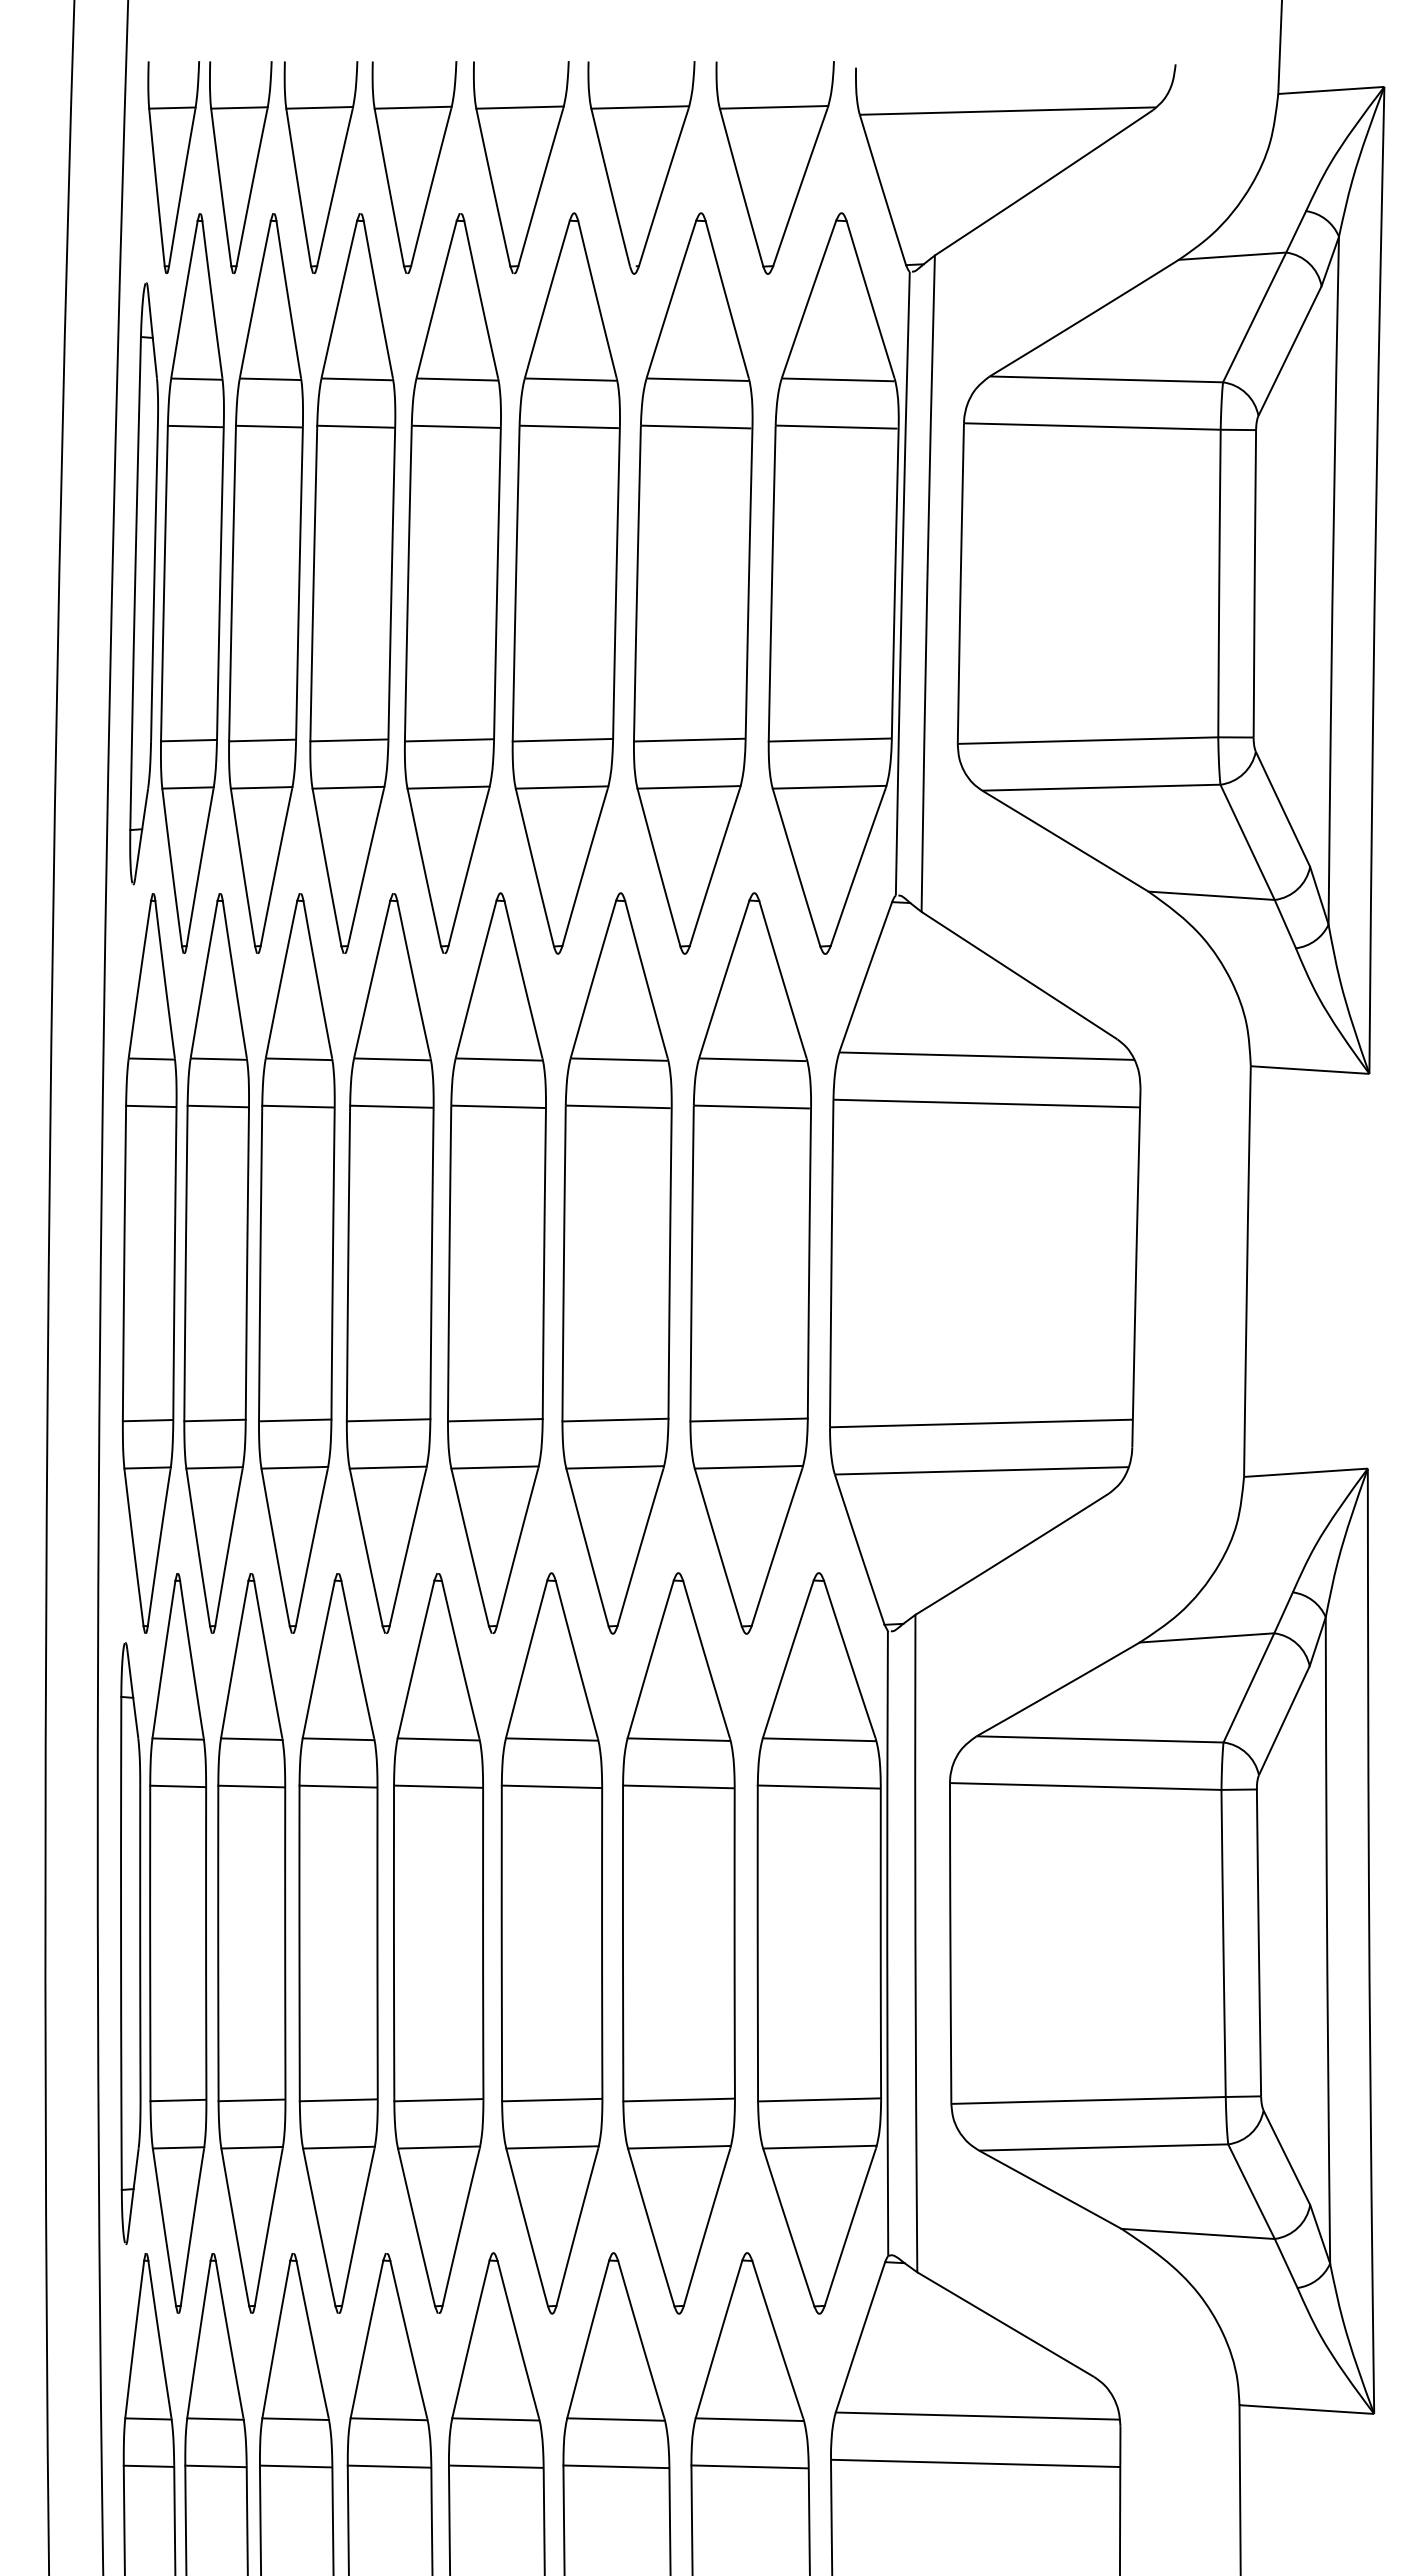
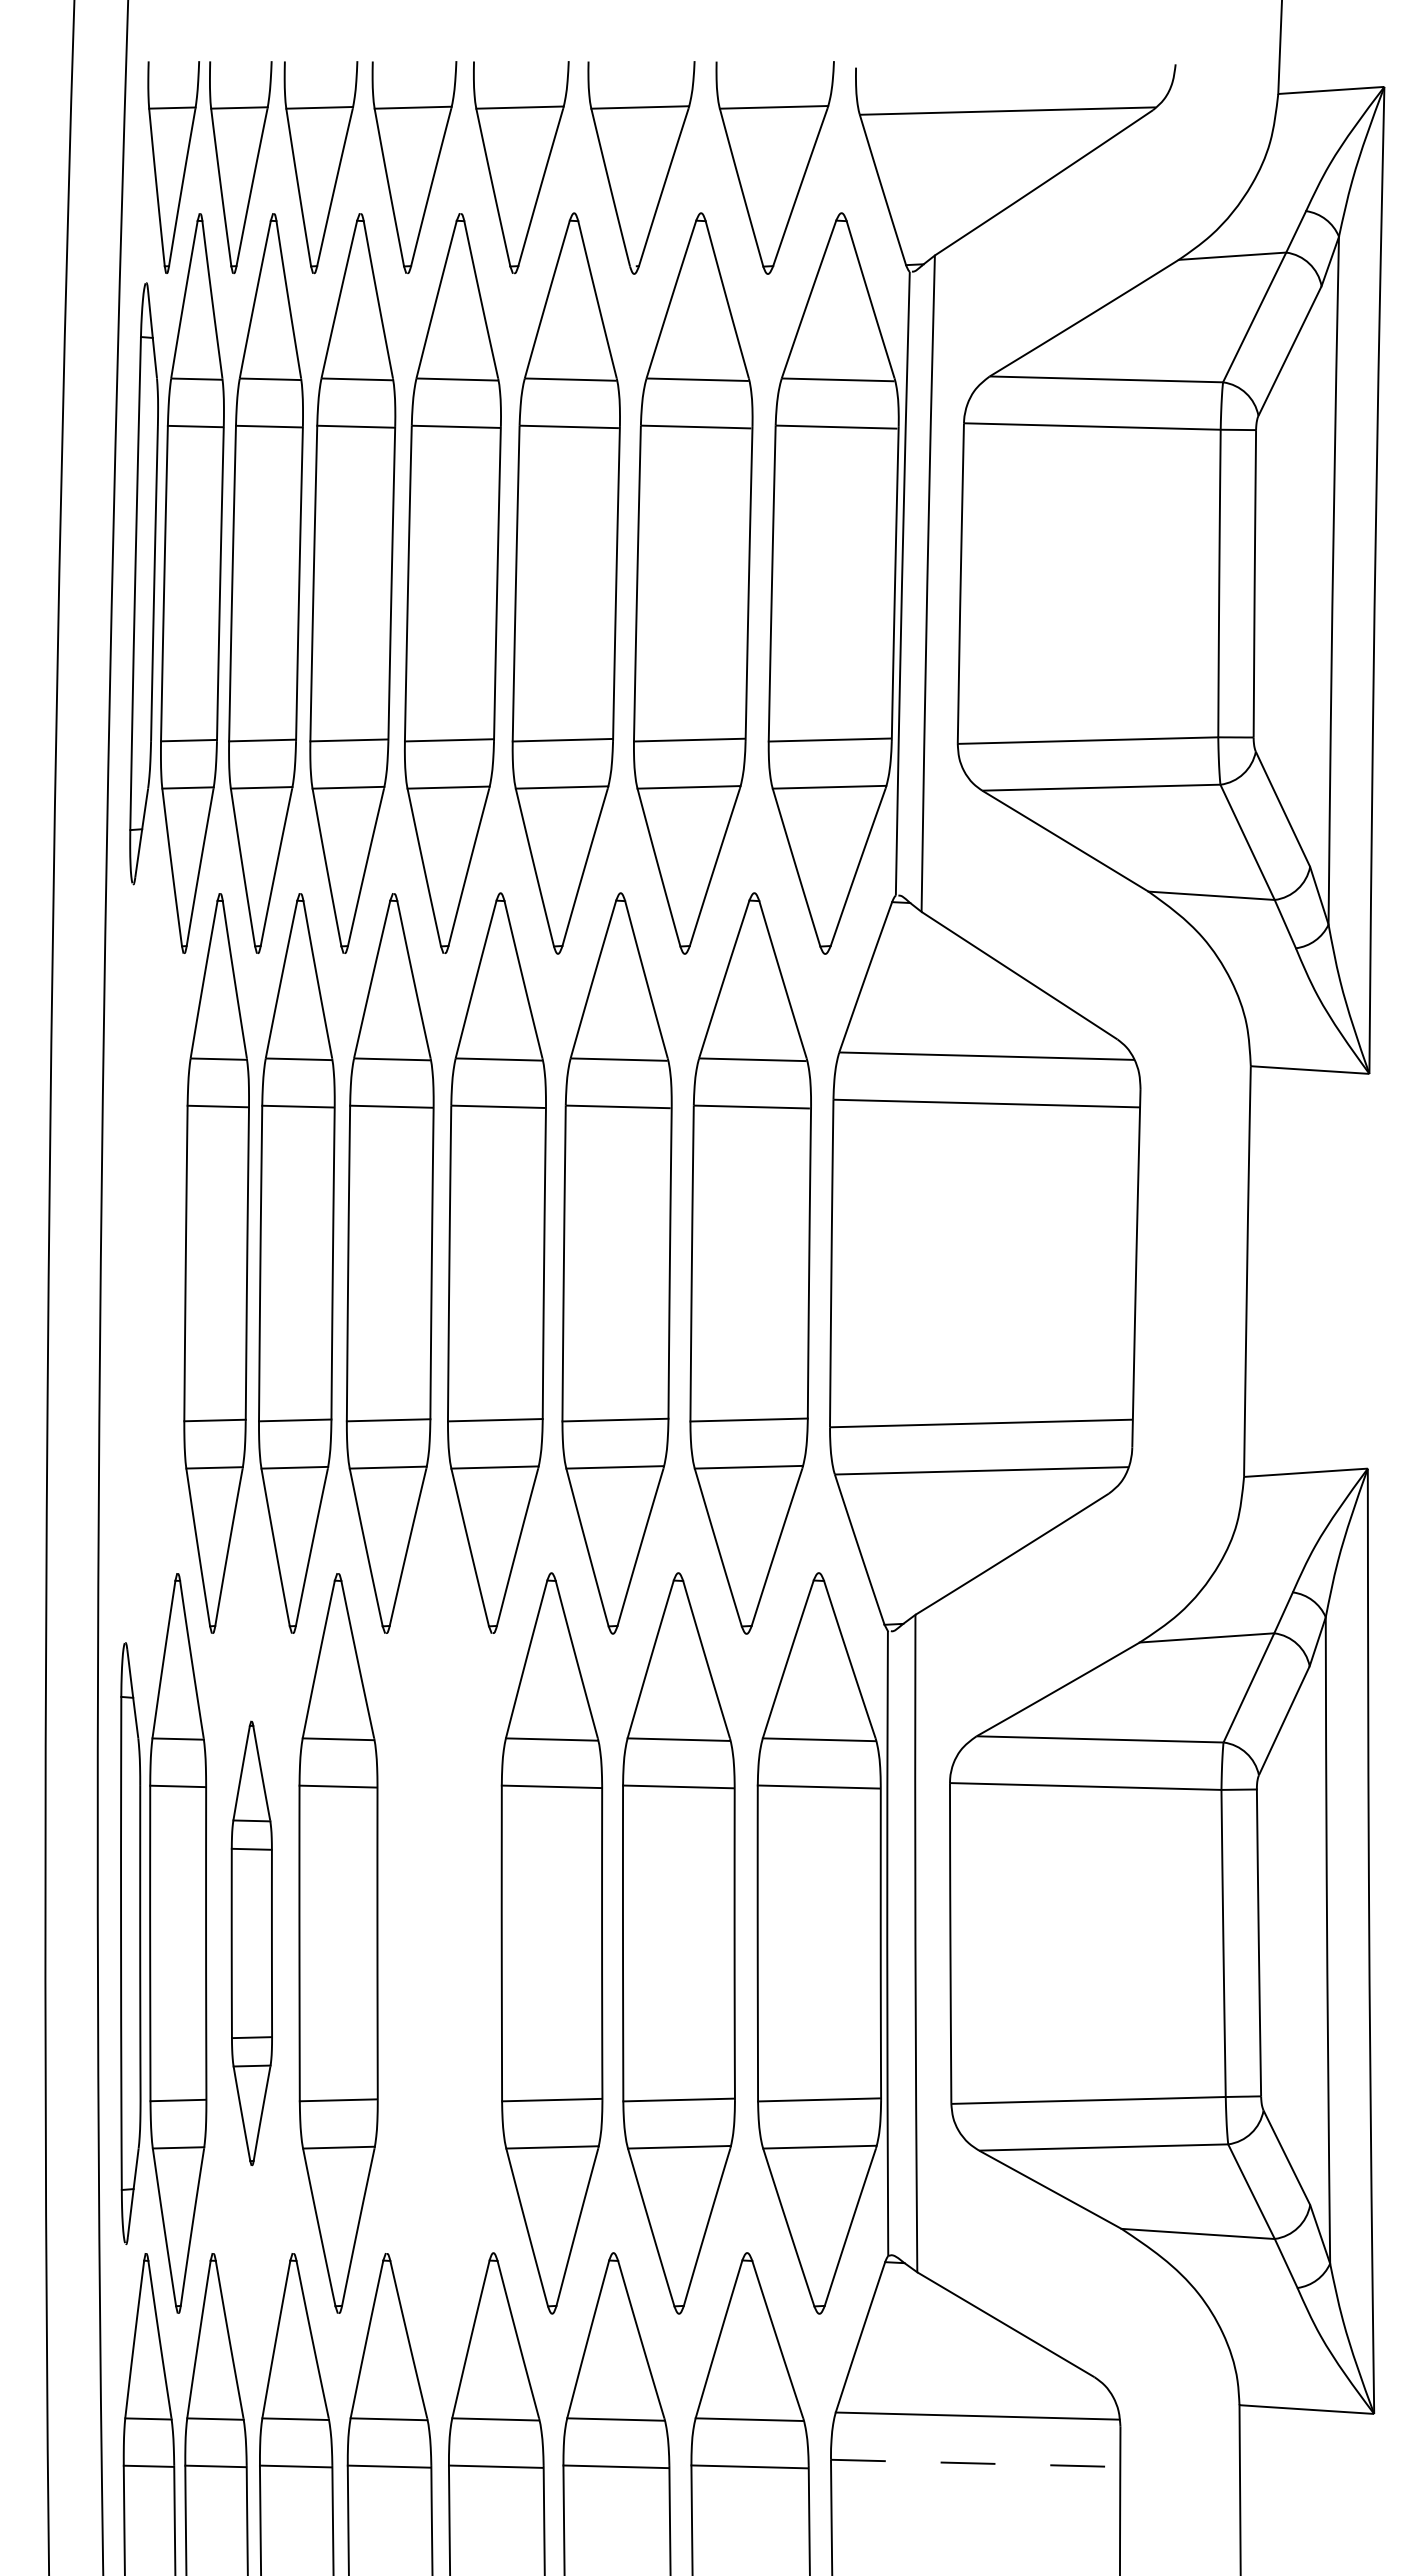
part: present -> none (149, 1263)
part size: 70x741 px -> 43x447 px (251, 1943)
part: present -> none (438, 1943)
line: solid -> dashed (976, 2463)
